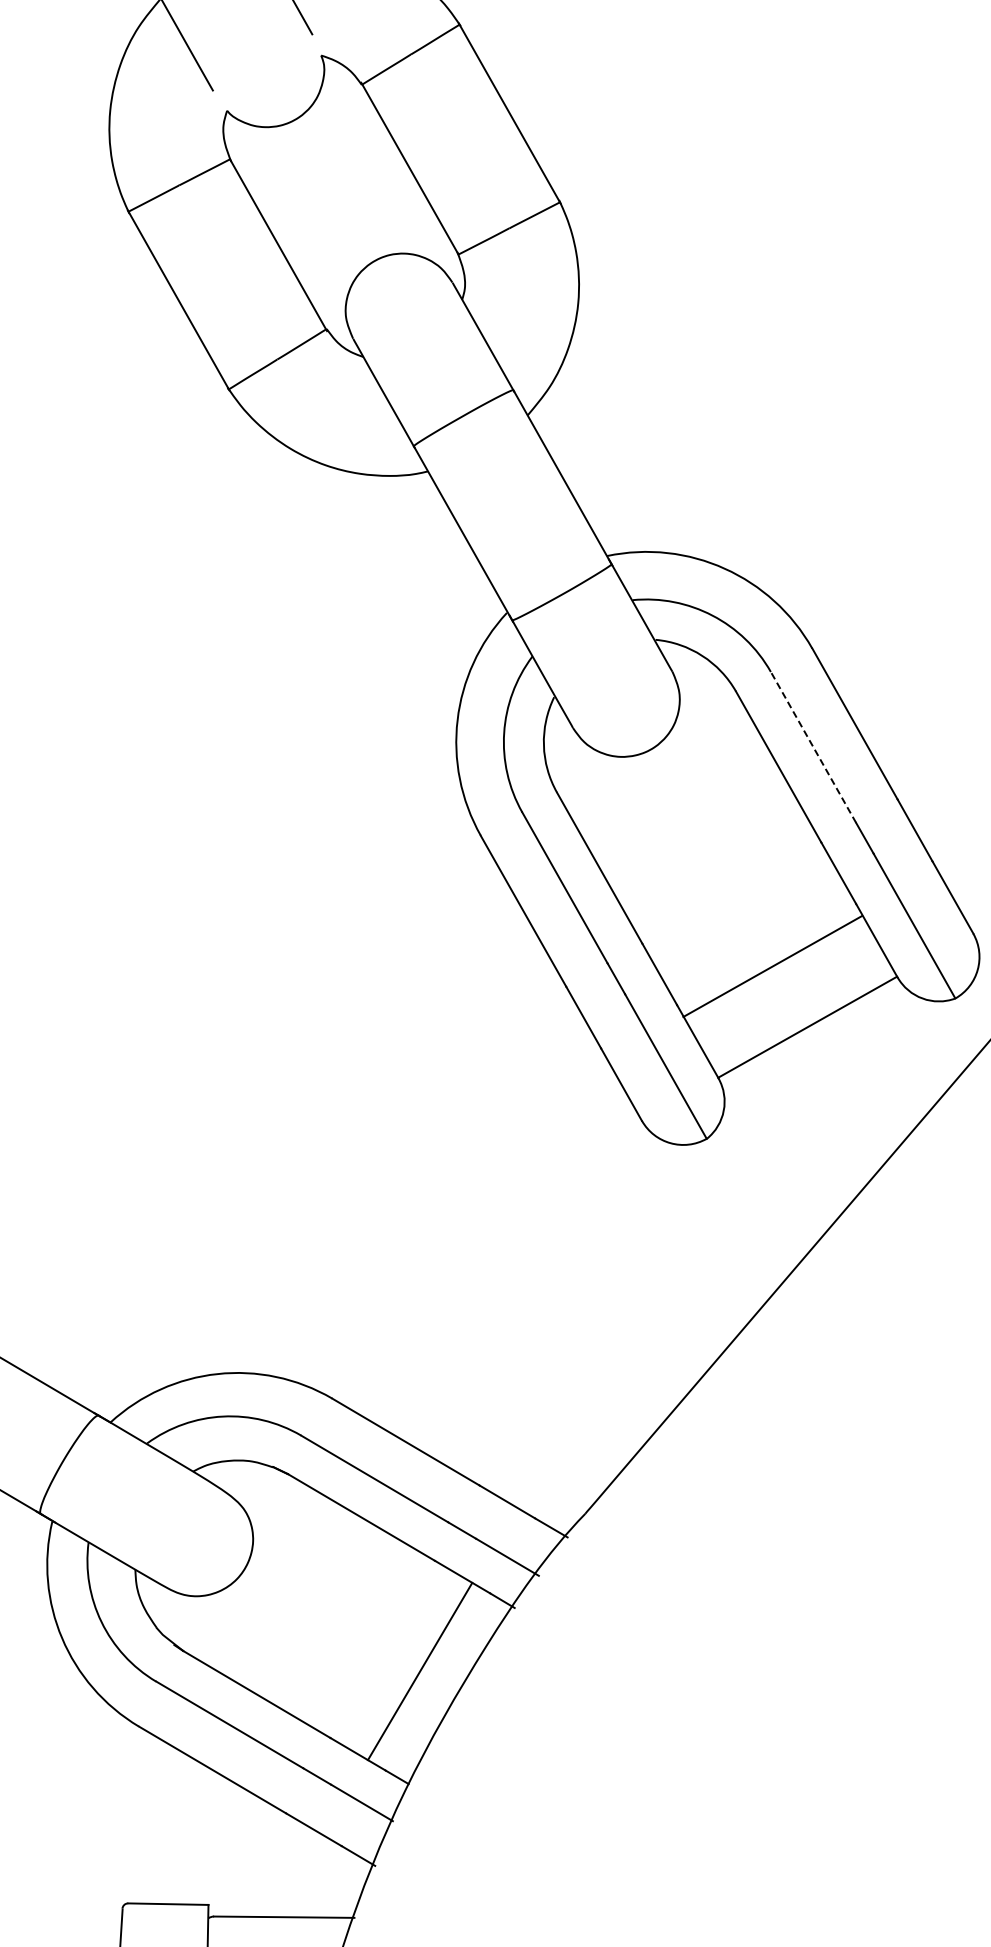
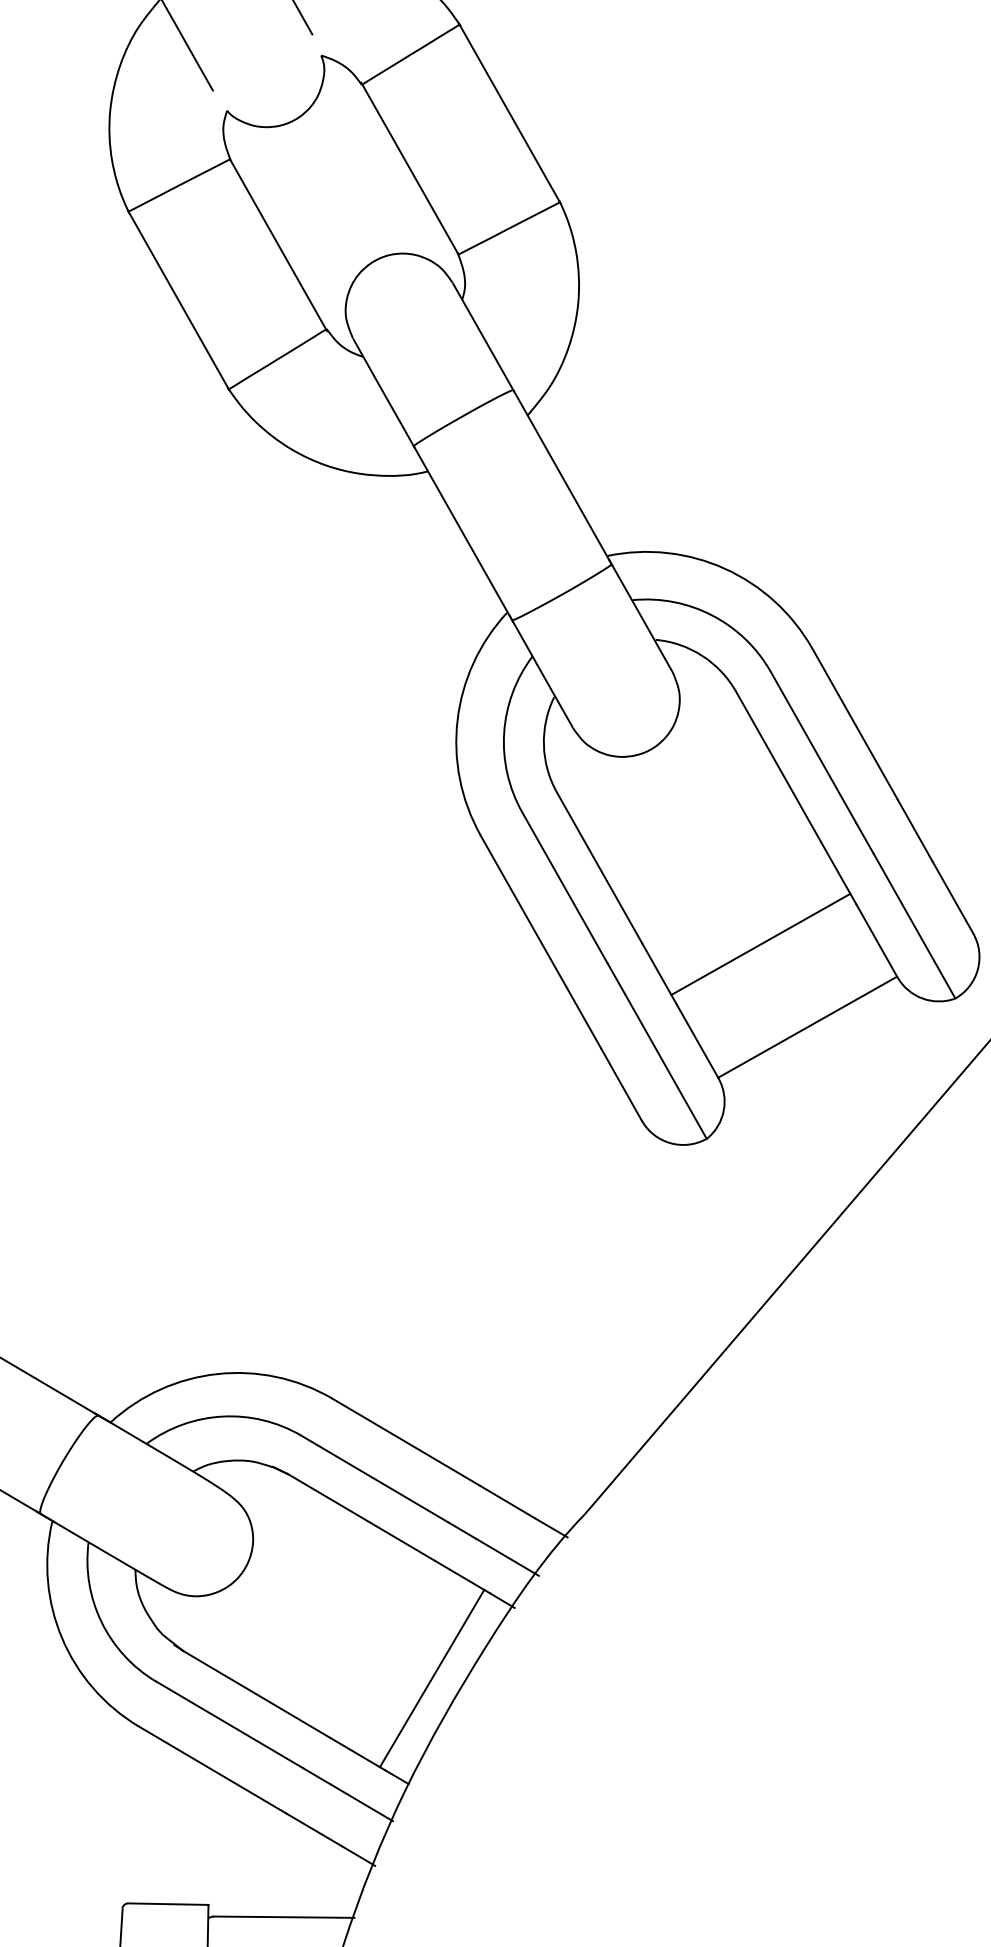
line: dashed -> solid (813, 747)
line position: (772, 965) -> (760, 943) (760, 943)
line position: (419, 1671) -> (431, 1678) (431, 1678)
